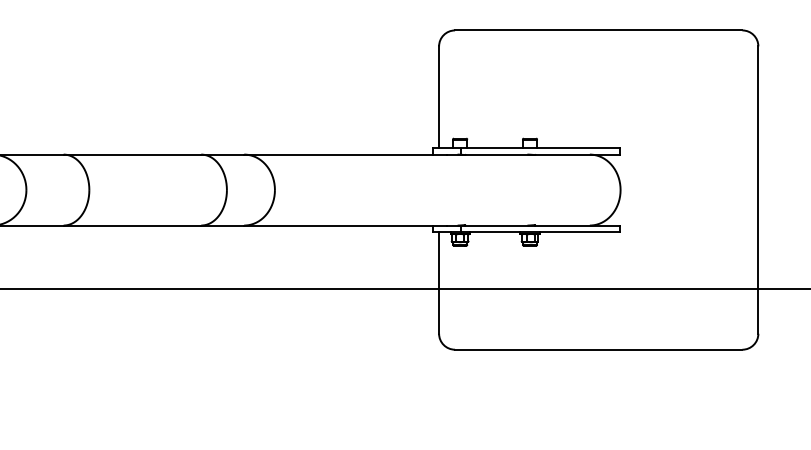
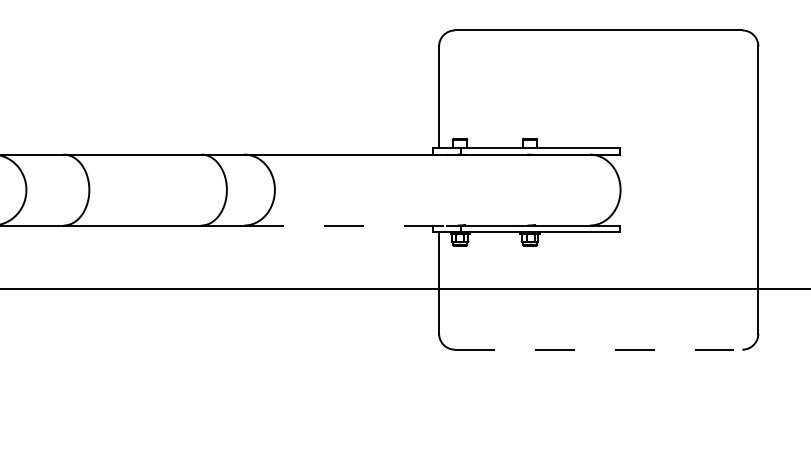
line: solid -> dashed (346, 225)
line: solid -> dashed (598, 349)
